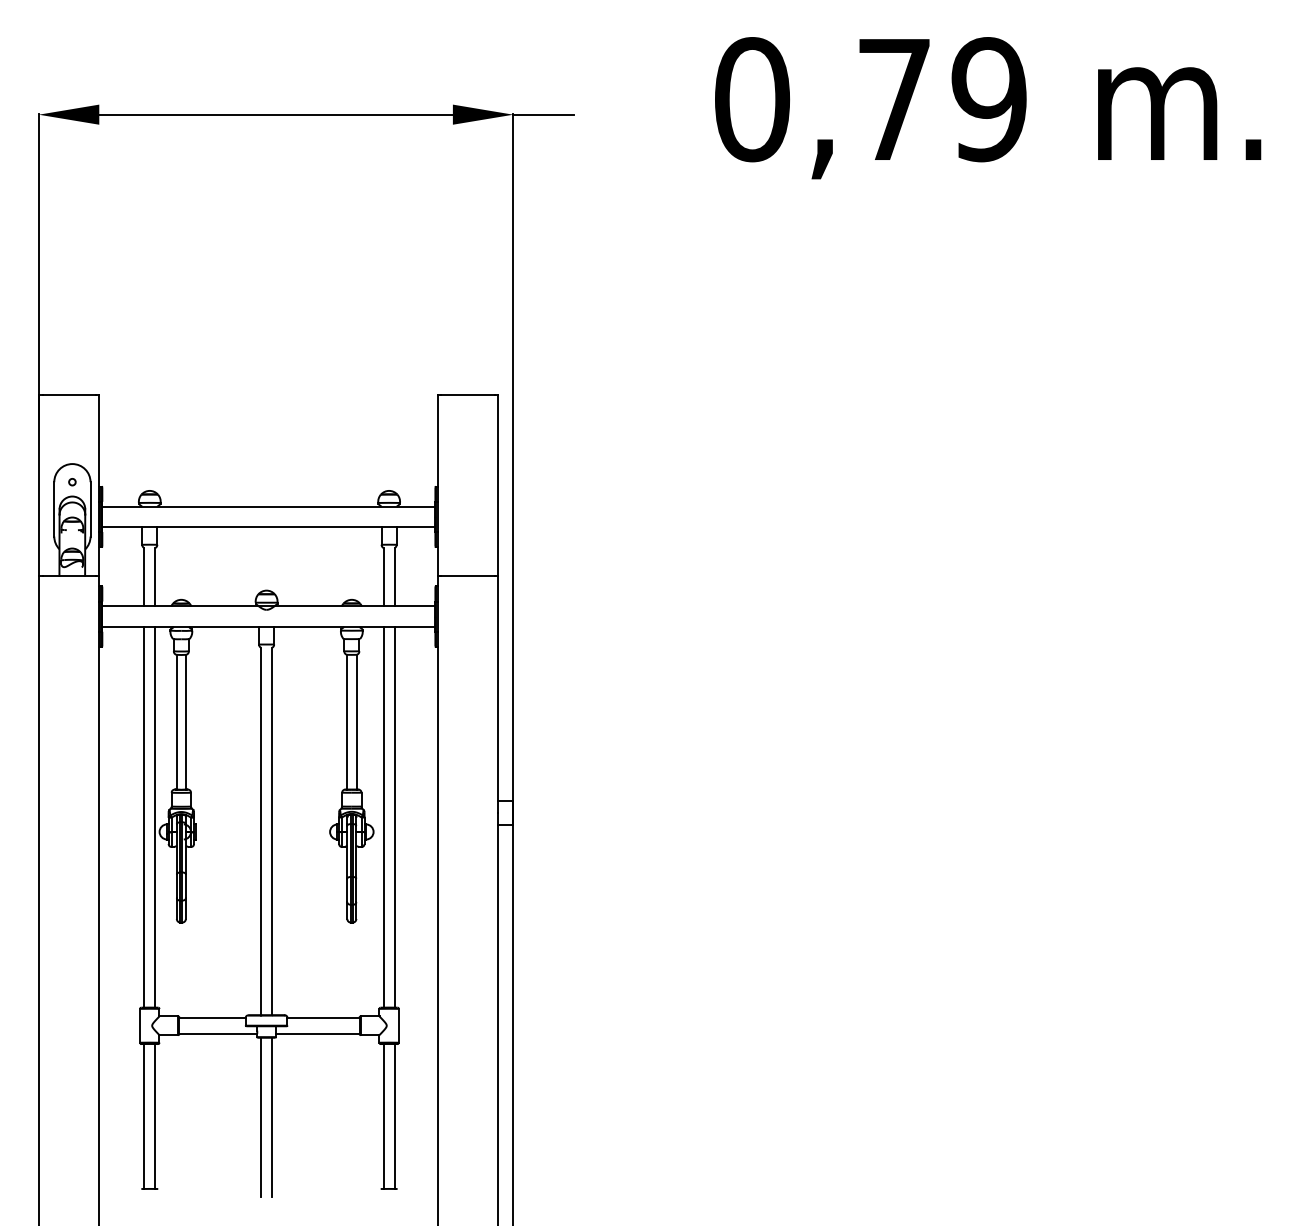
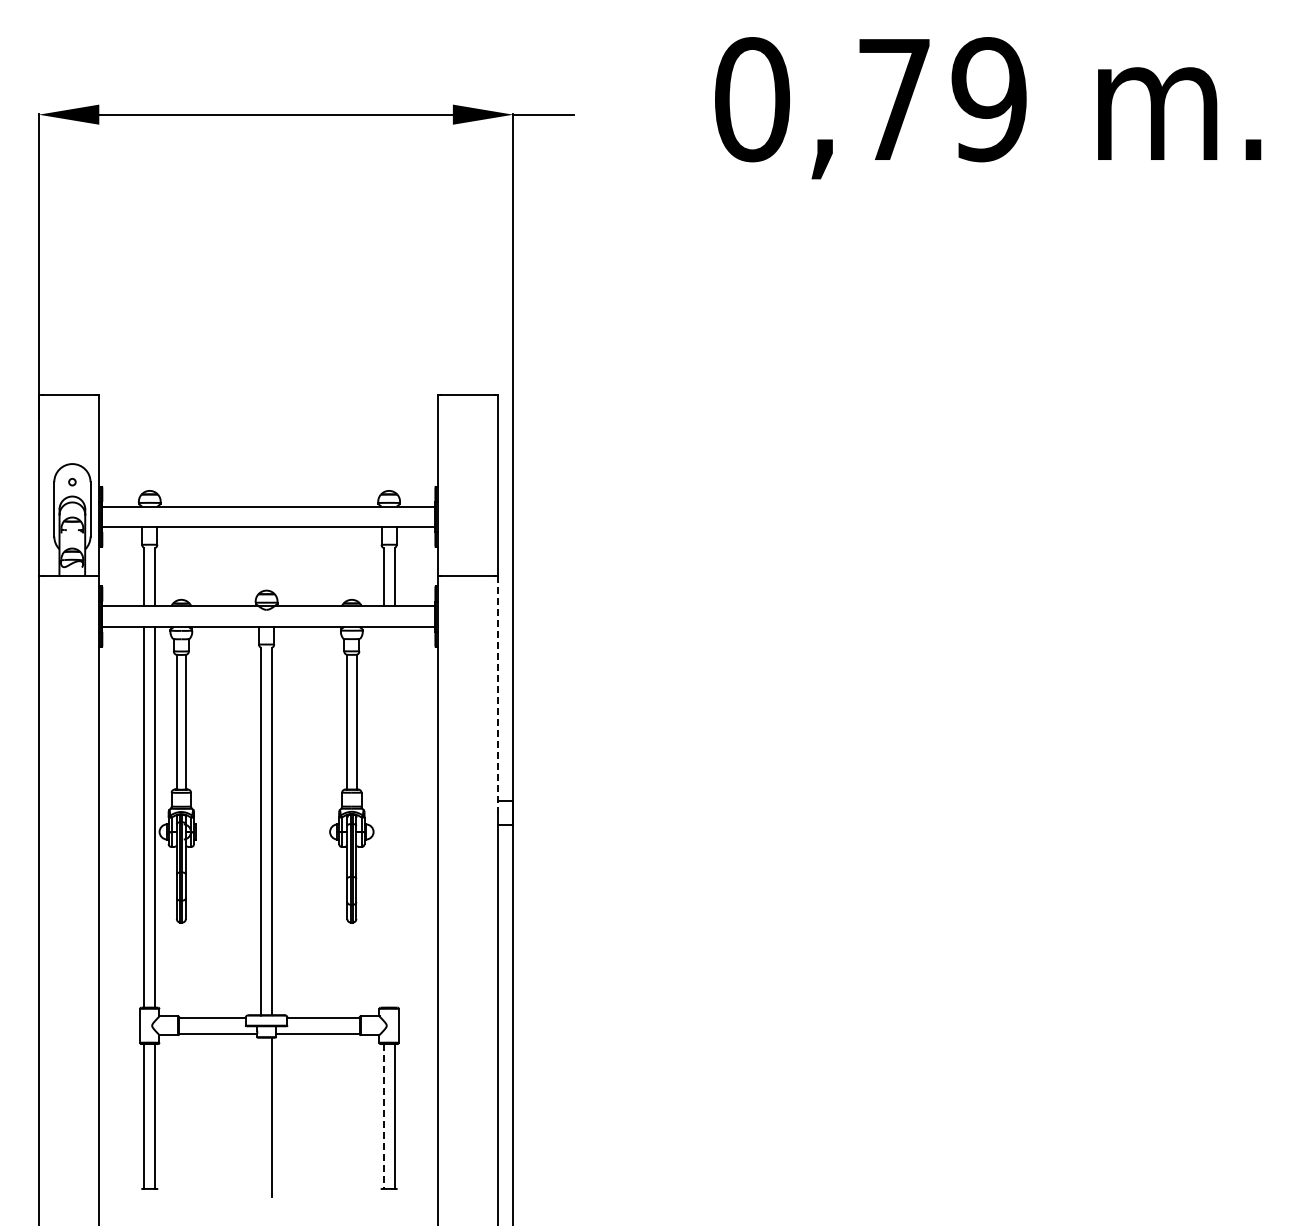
line: solid -> dashed (498, 694)
line: present -> none (383, 816)
line: present -> none (394, 816)
line: present -> none (261, 1116)
line: solid -> dashed (383, 1116)
